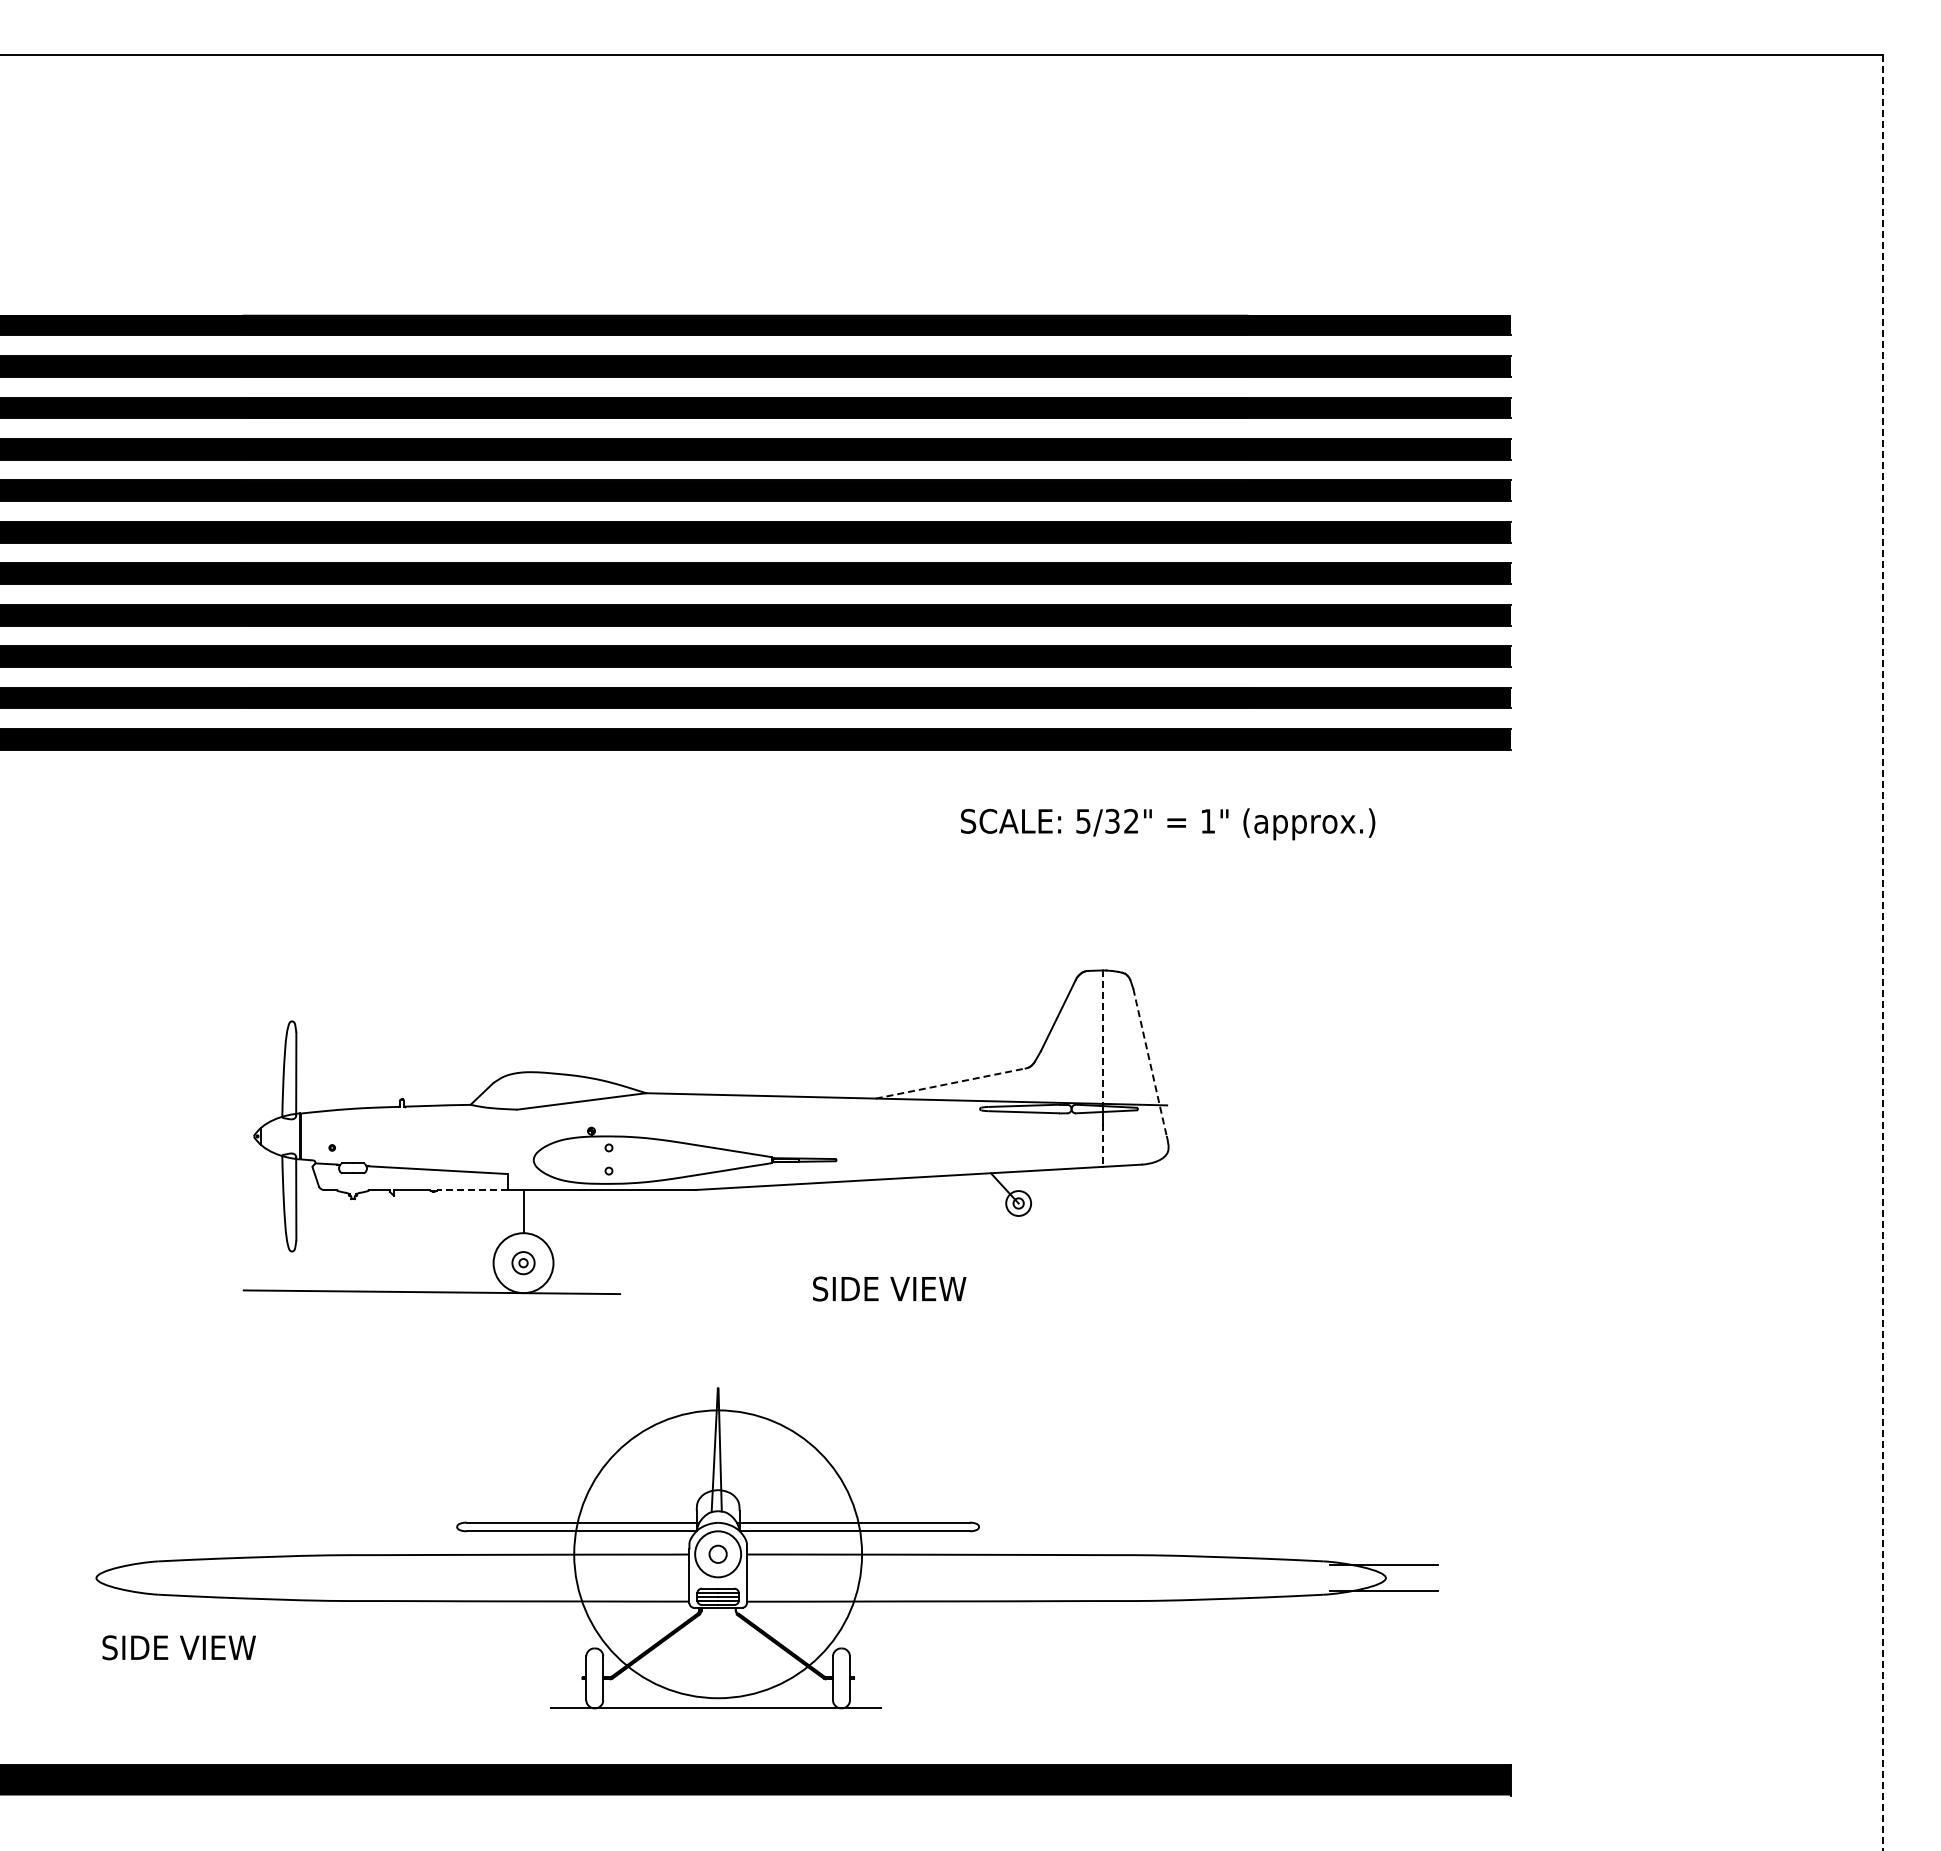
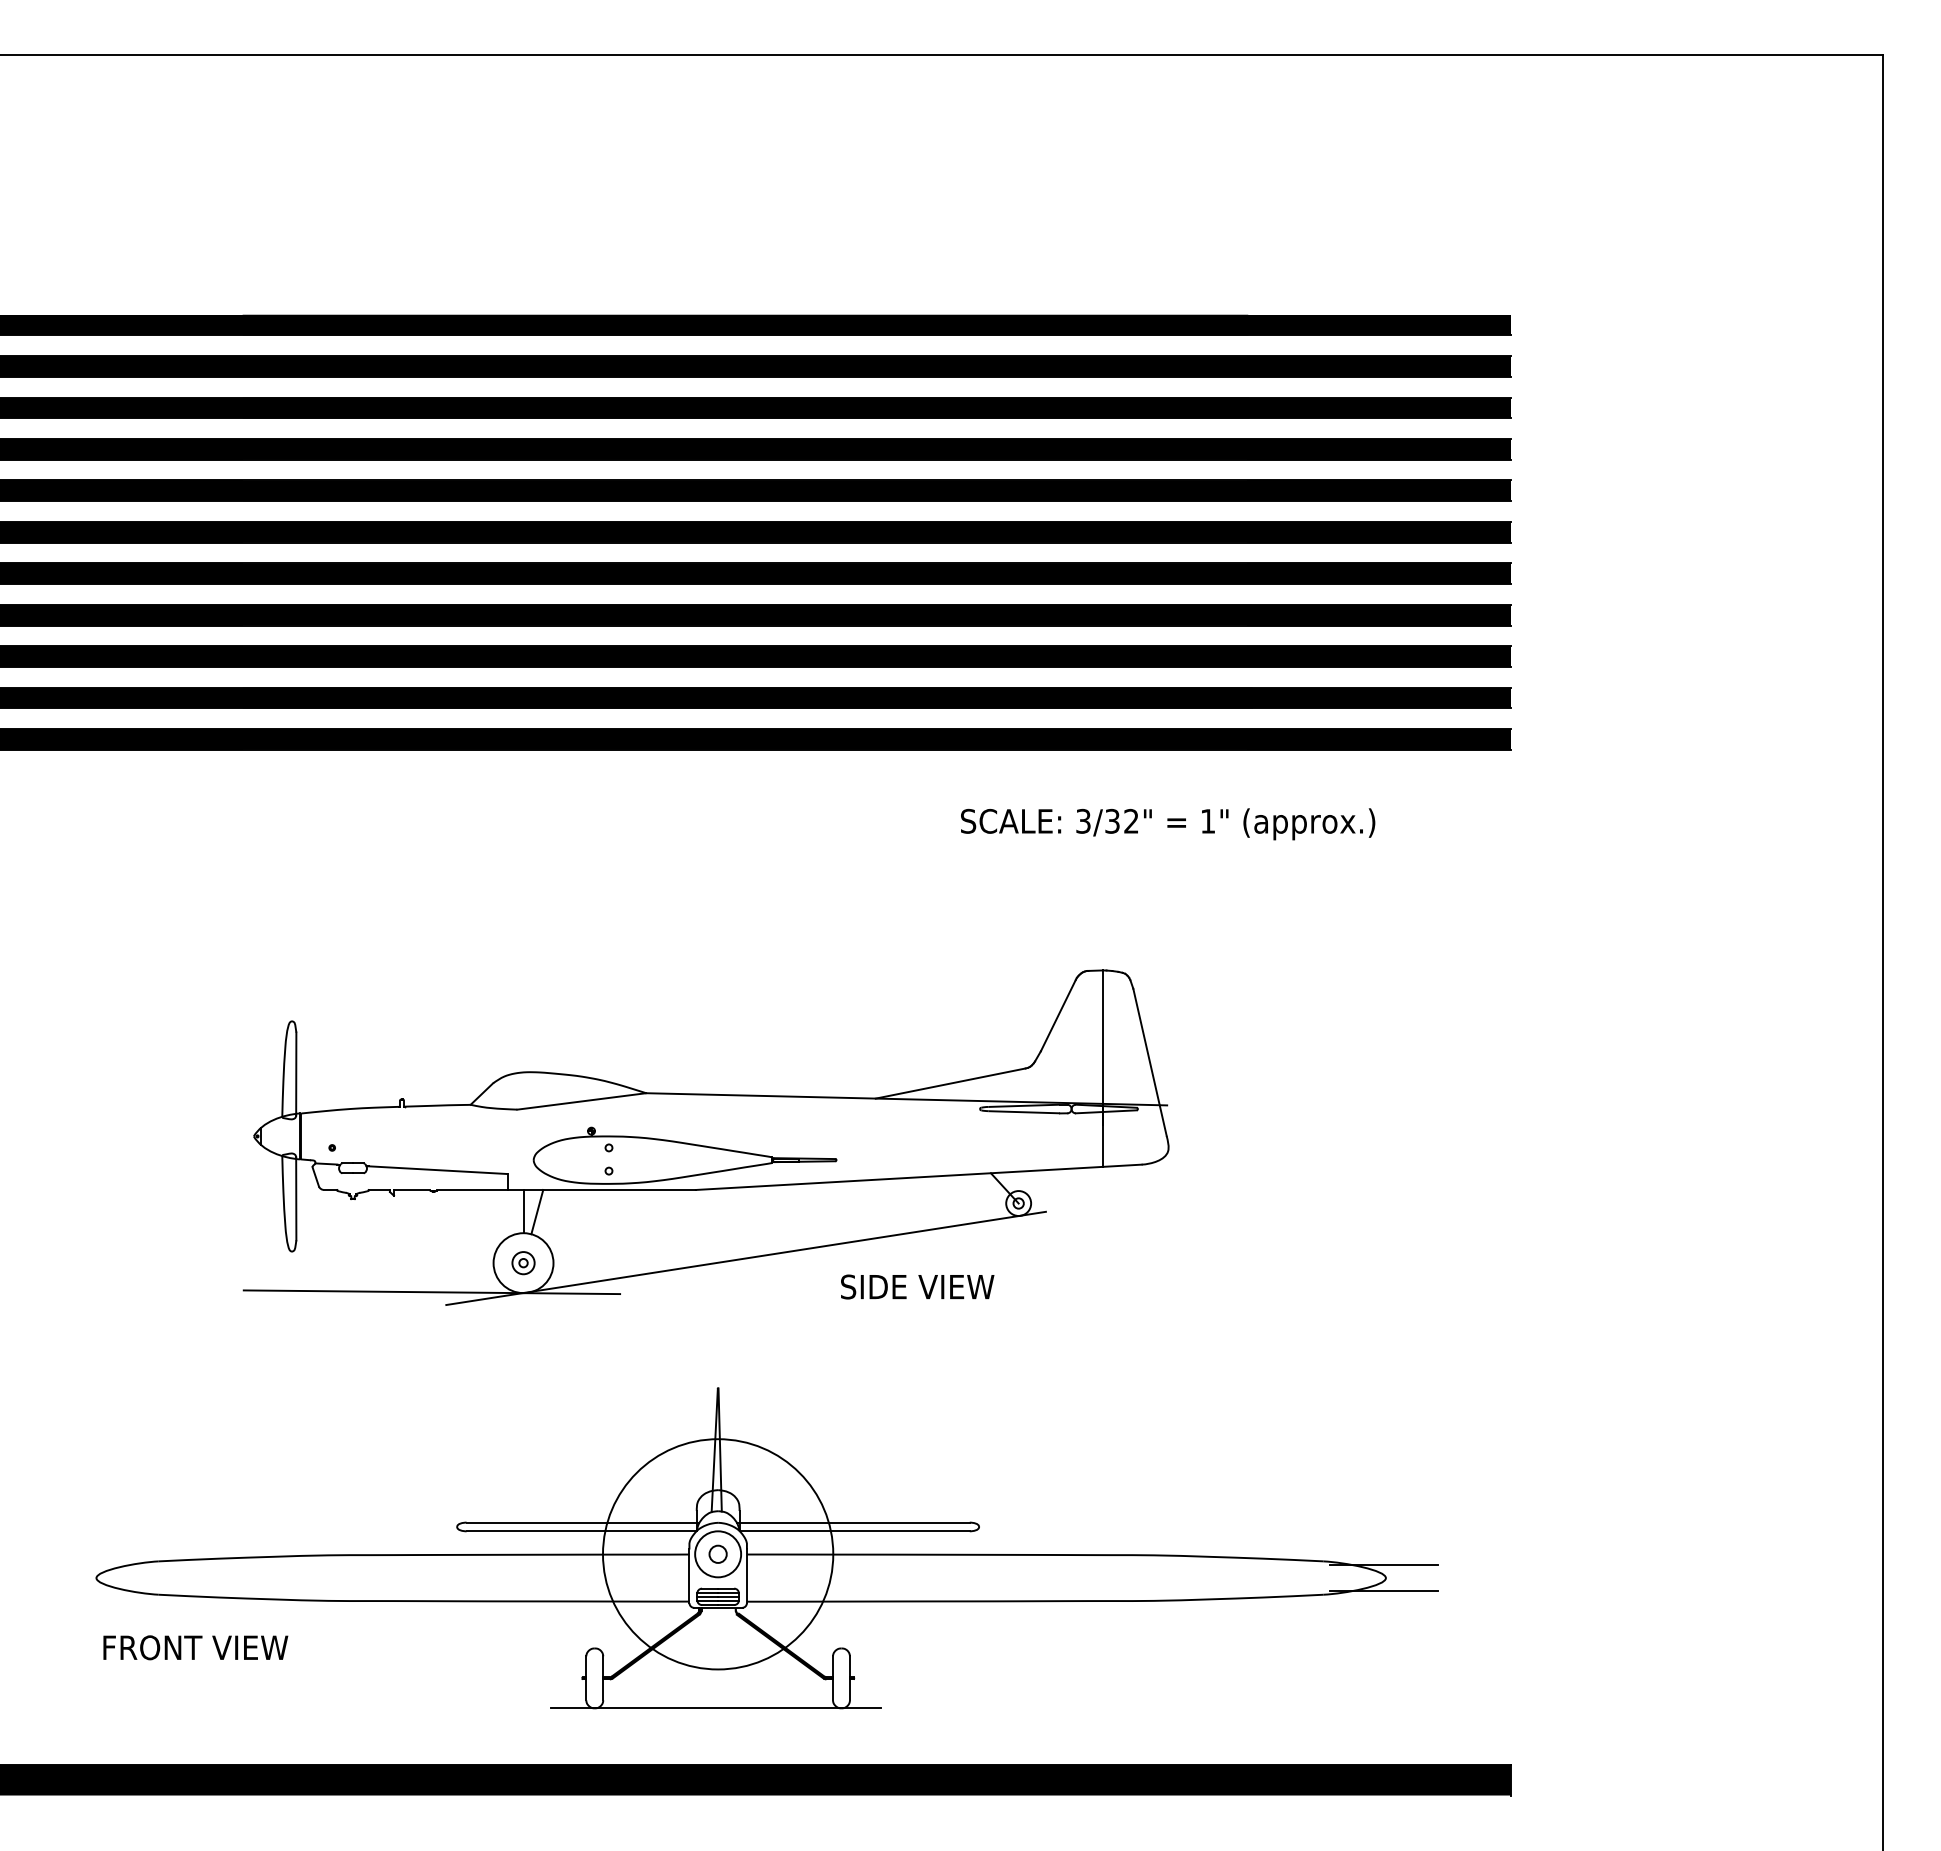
text: 5/32" -> 3/32" (1083, 820)
line: dashed -> solid (1882, 952)
line: dashed -> solid (1150, 1062)
line: dashed -> solid (1102, 1069)
line: dashed -> solid (951, 1083)
line: dashed -> solid (471, 1189)
line: none -> present (537, 1211)
line: none -> present (745, 1258)
text position: (889, 1288) -> (917, 1286) (917, 1286)
circle diameter: 288 px -> 230 px (718, 1554)
text: SIDE VIEW -> FRONT VIEW (195, 1647)
